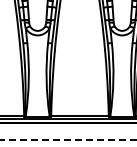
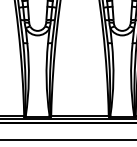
line: dashed -> solid (68, 139)
